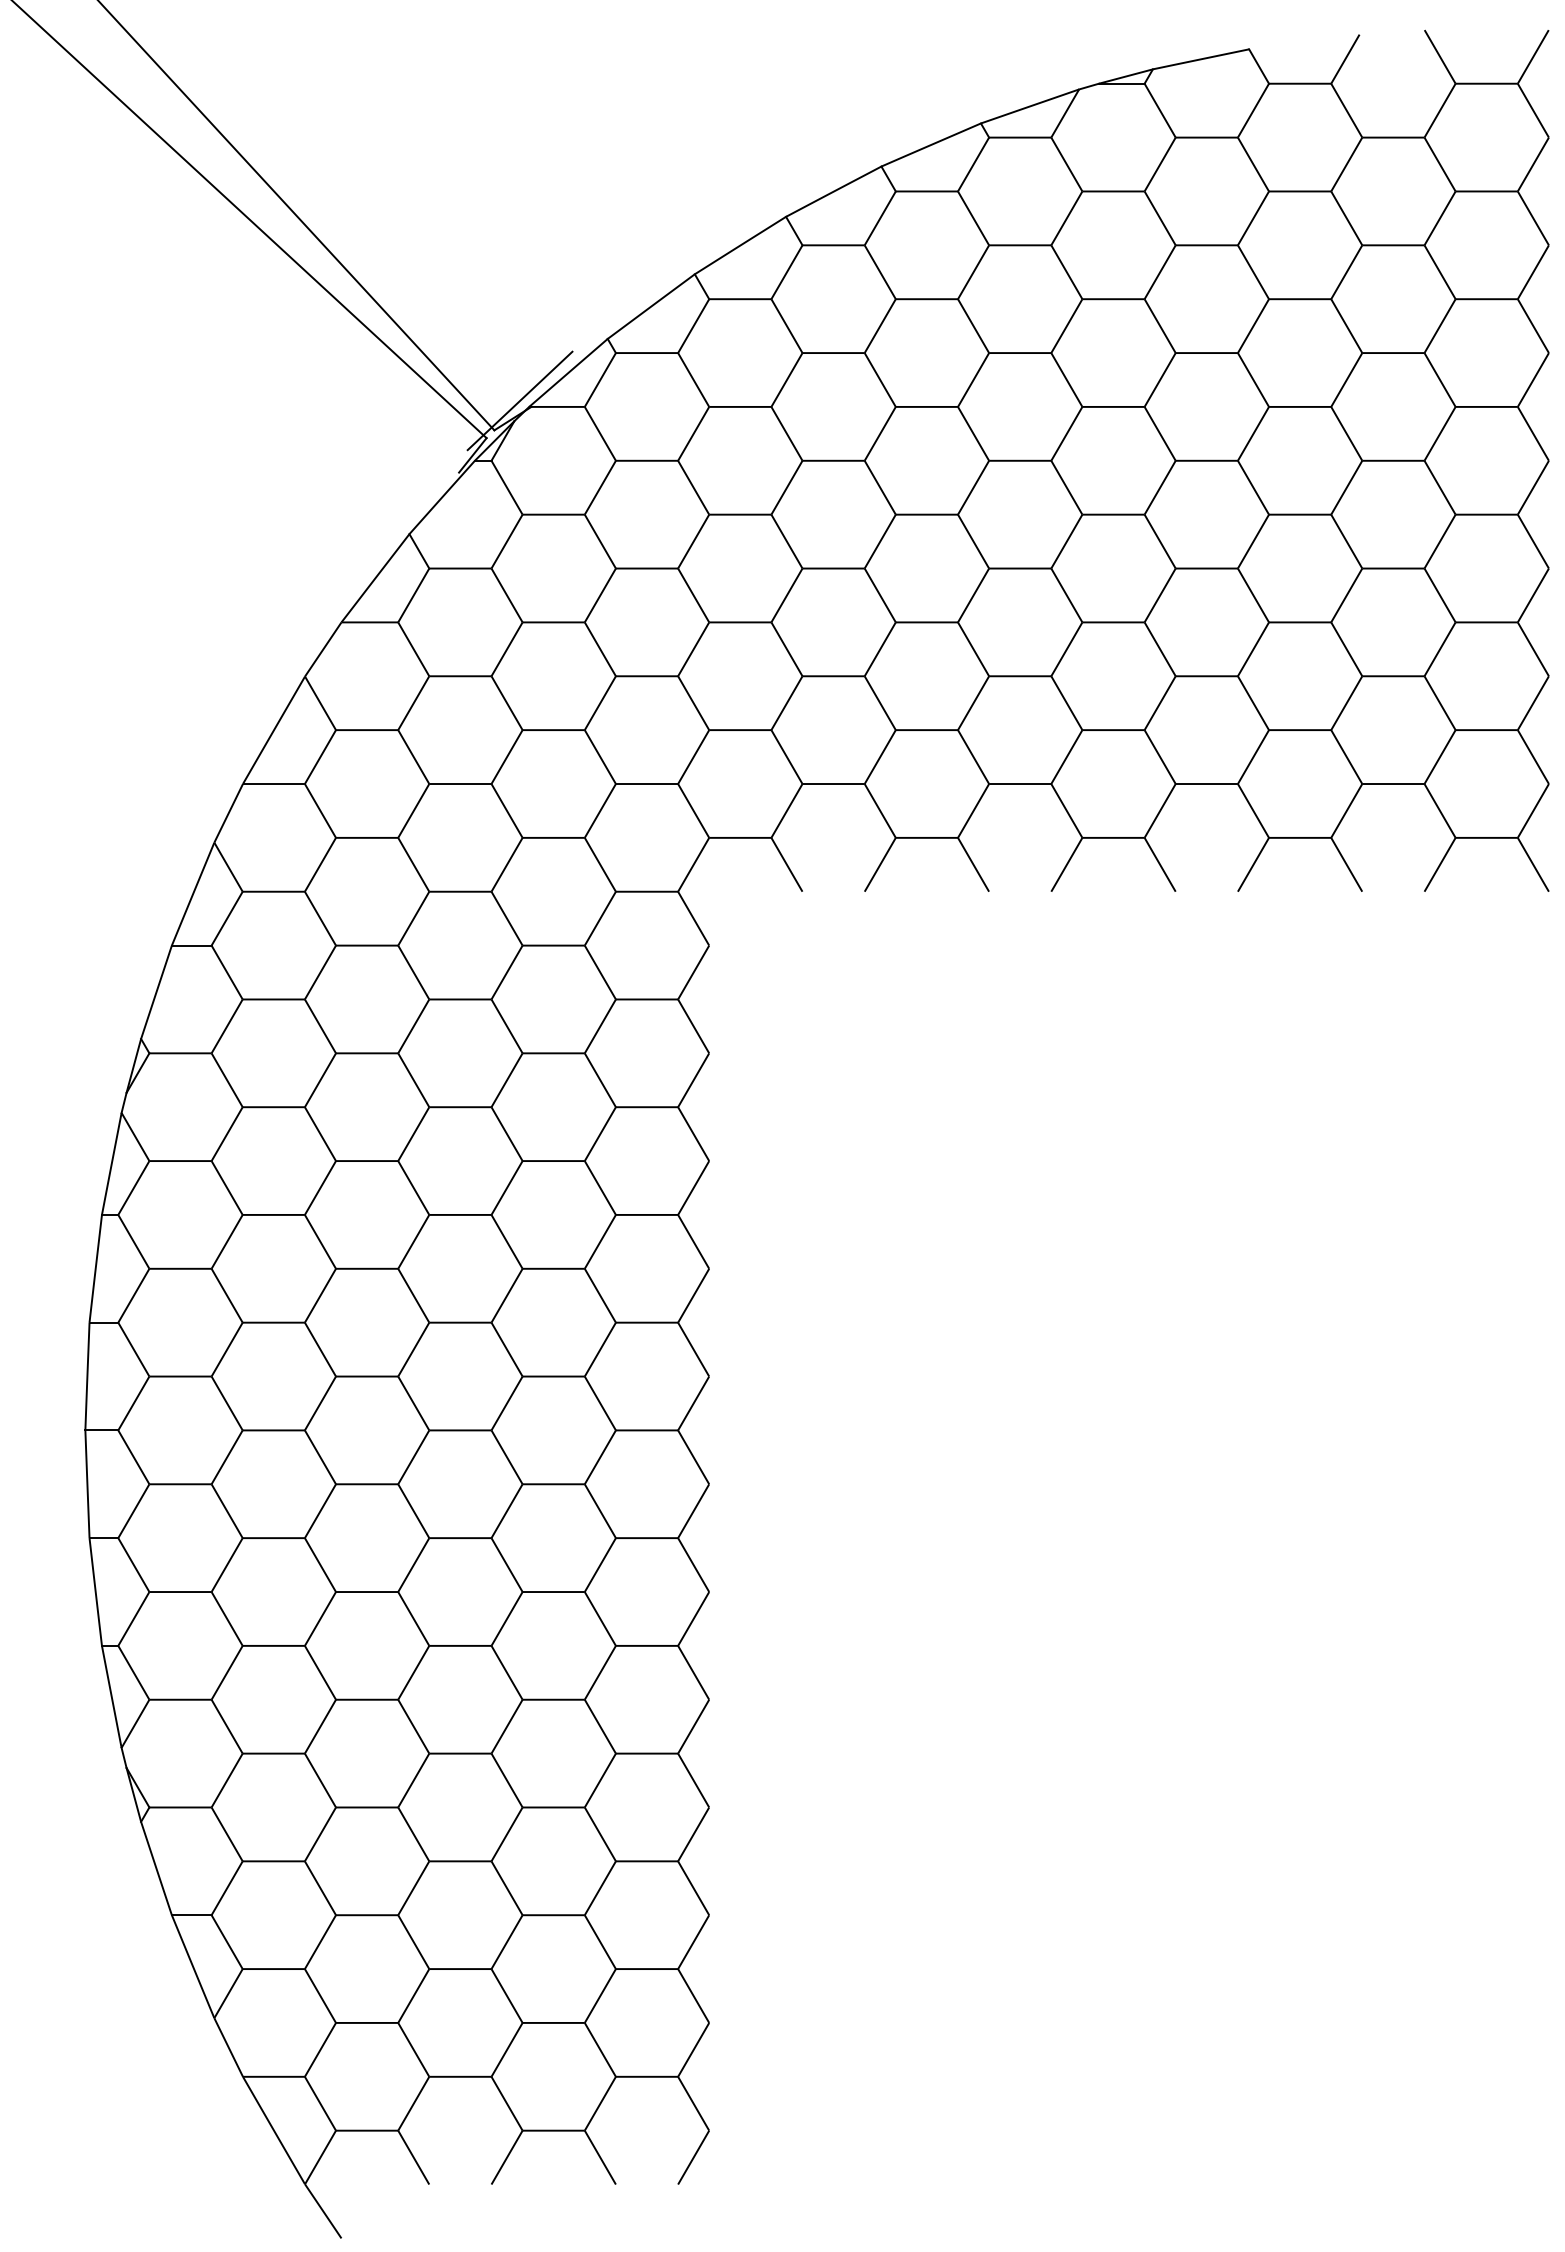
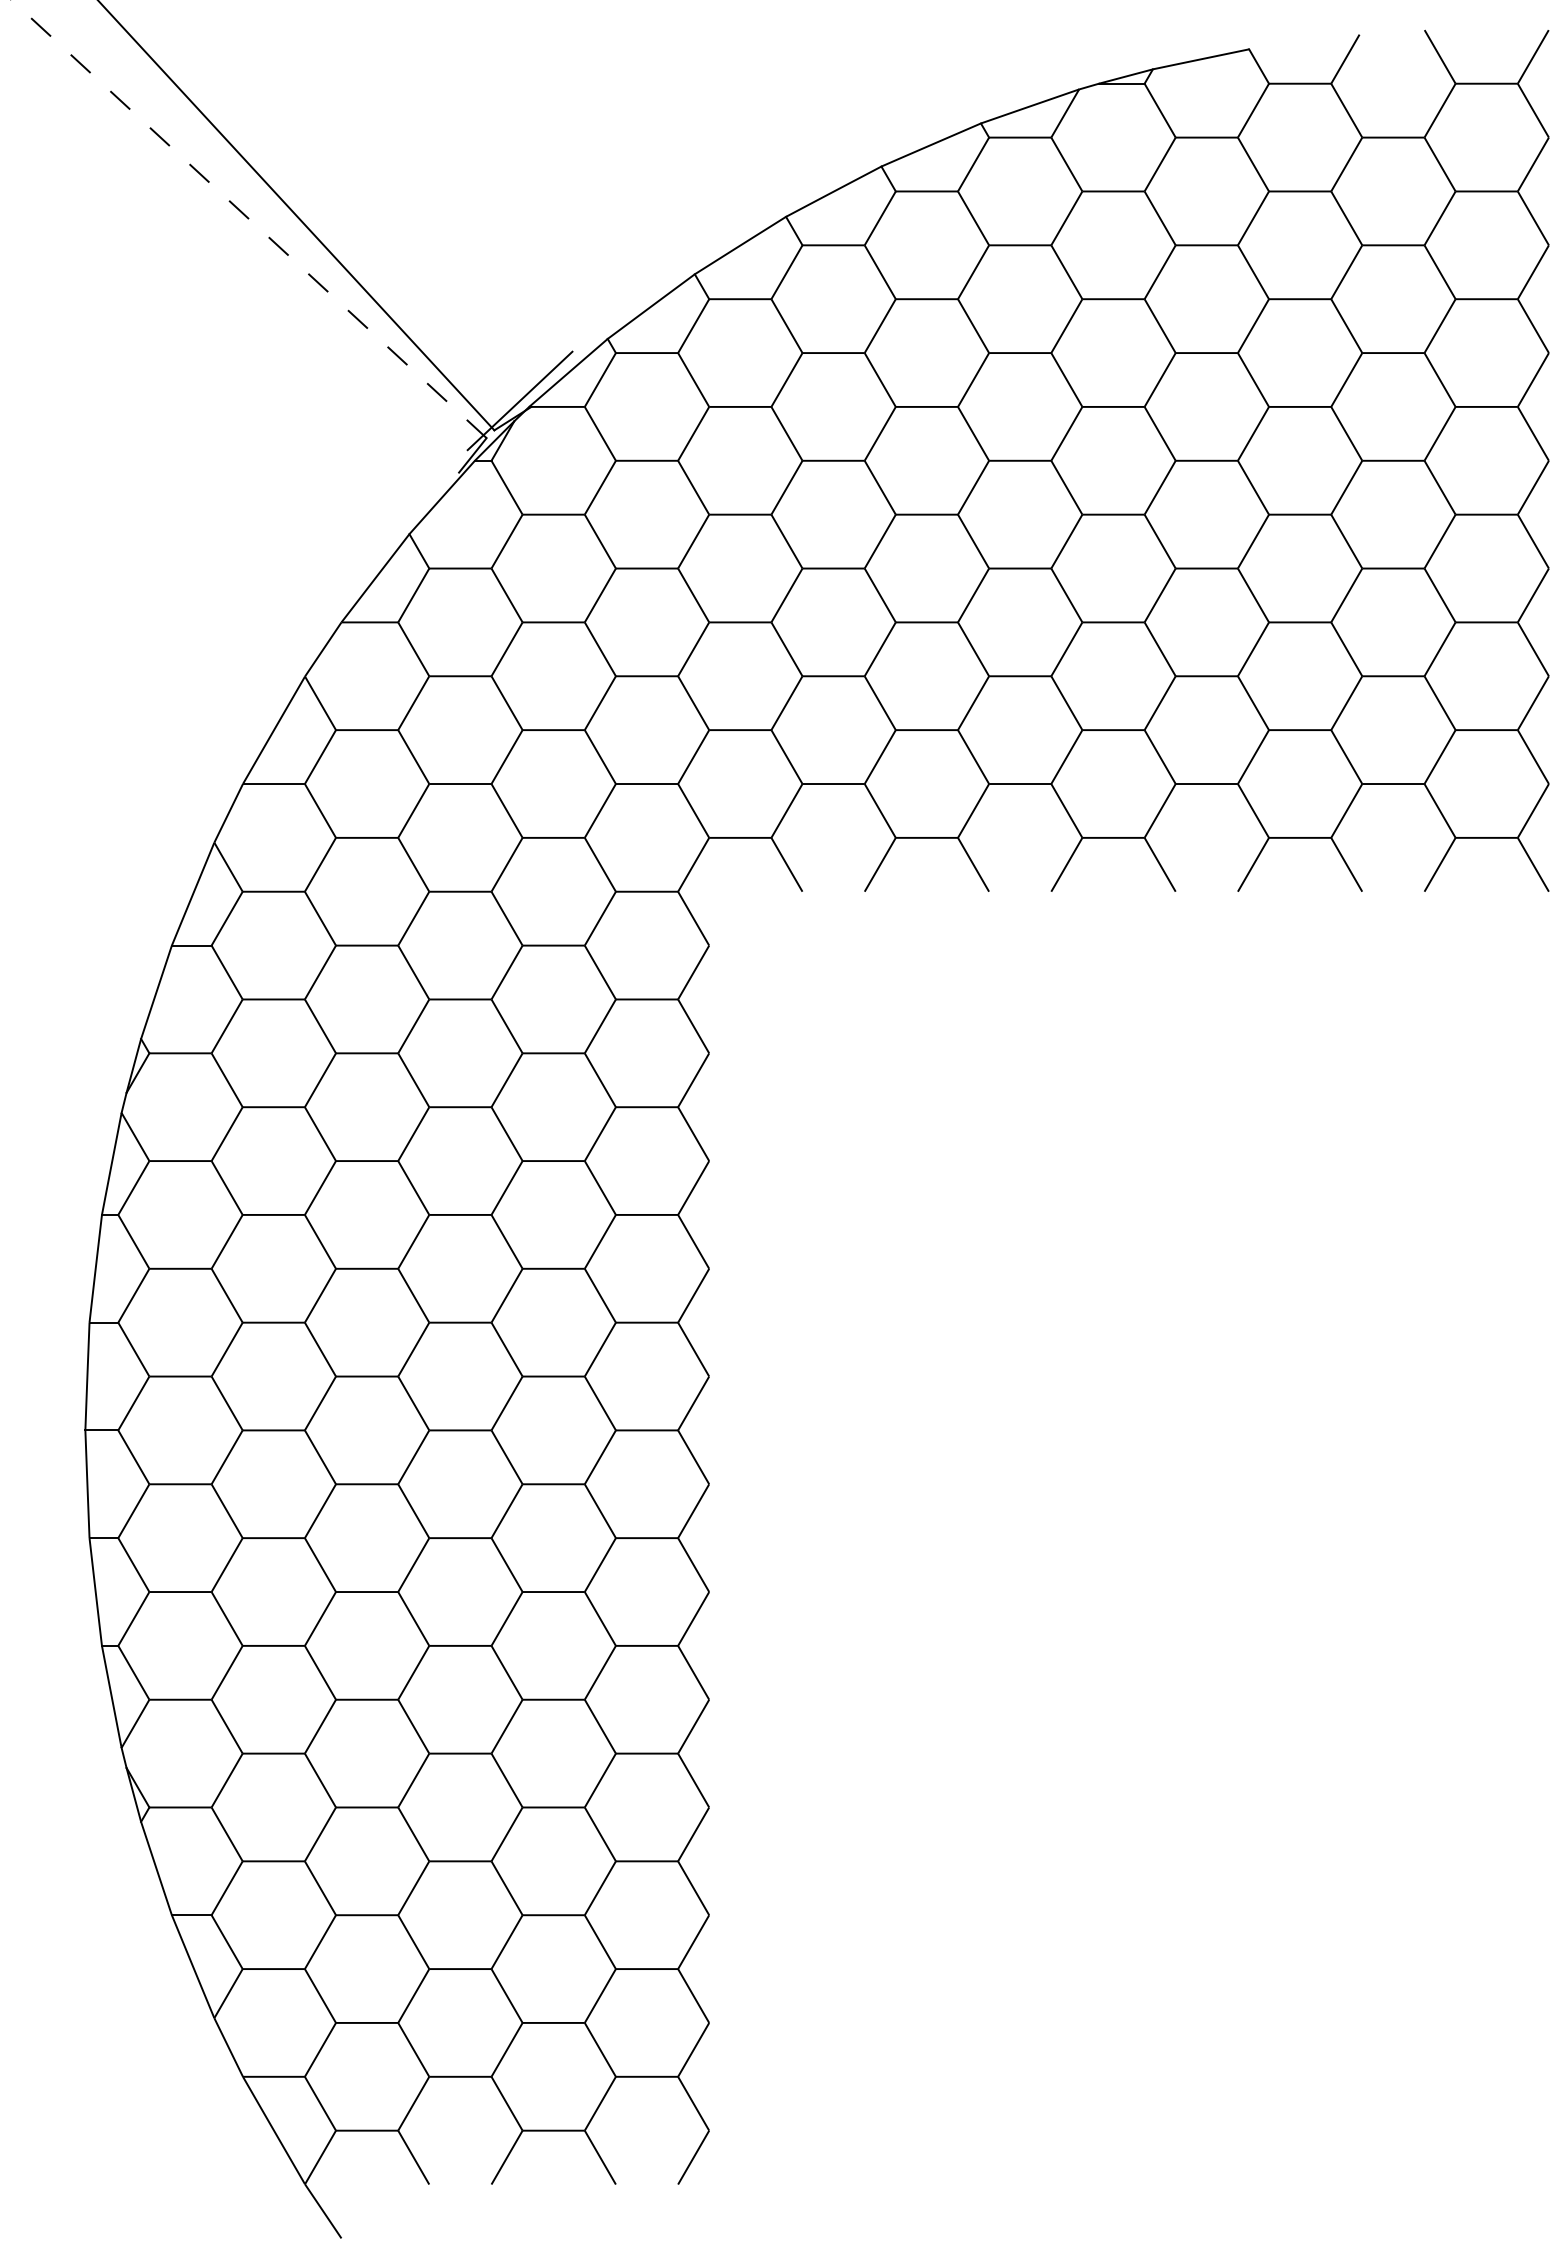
line: solid -> dashed (249, 219)
